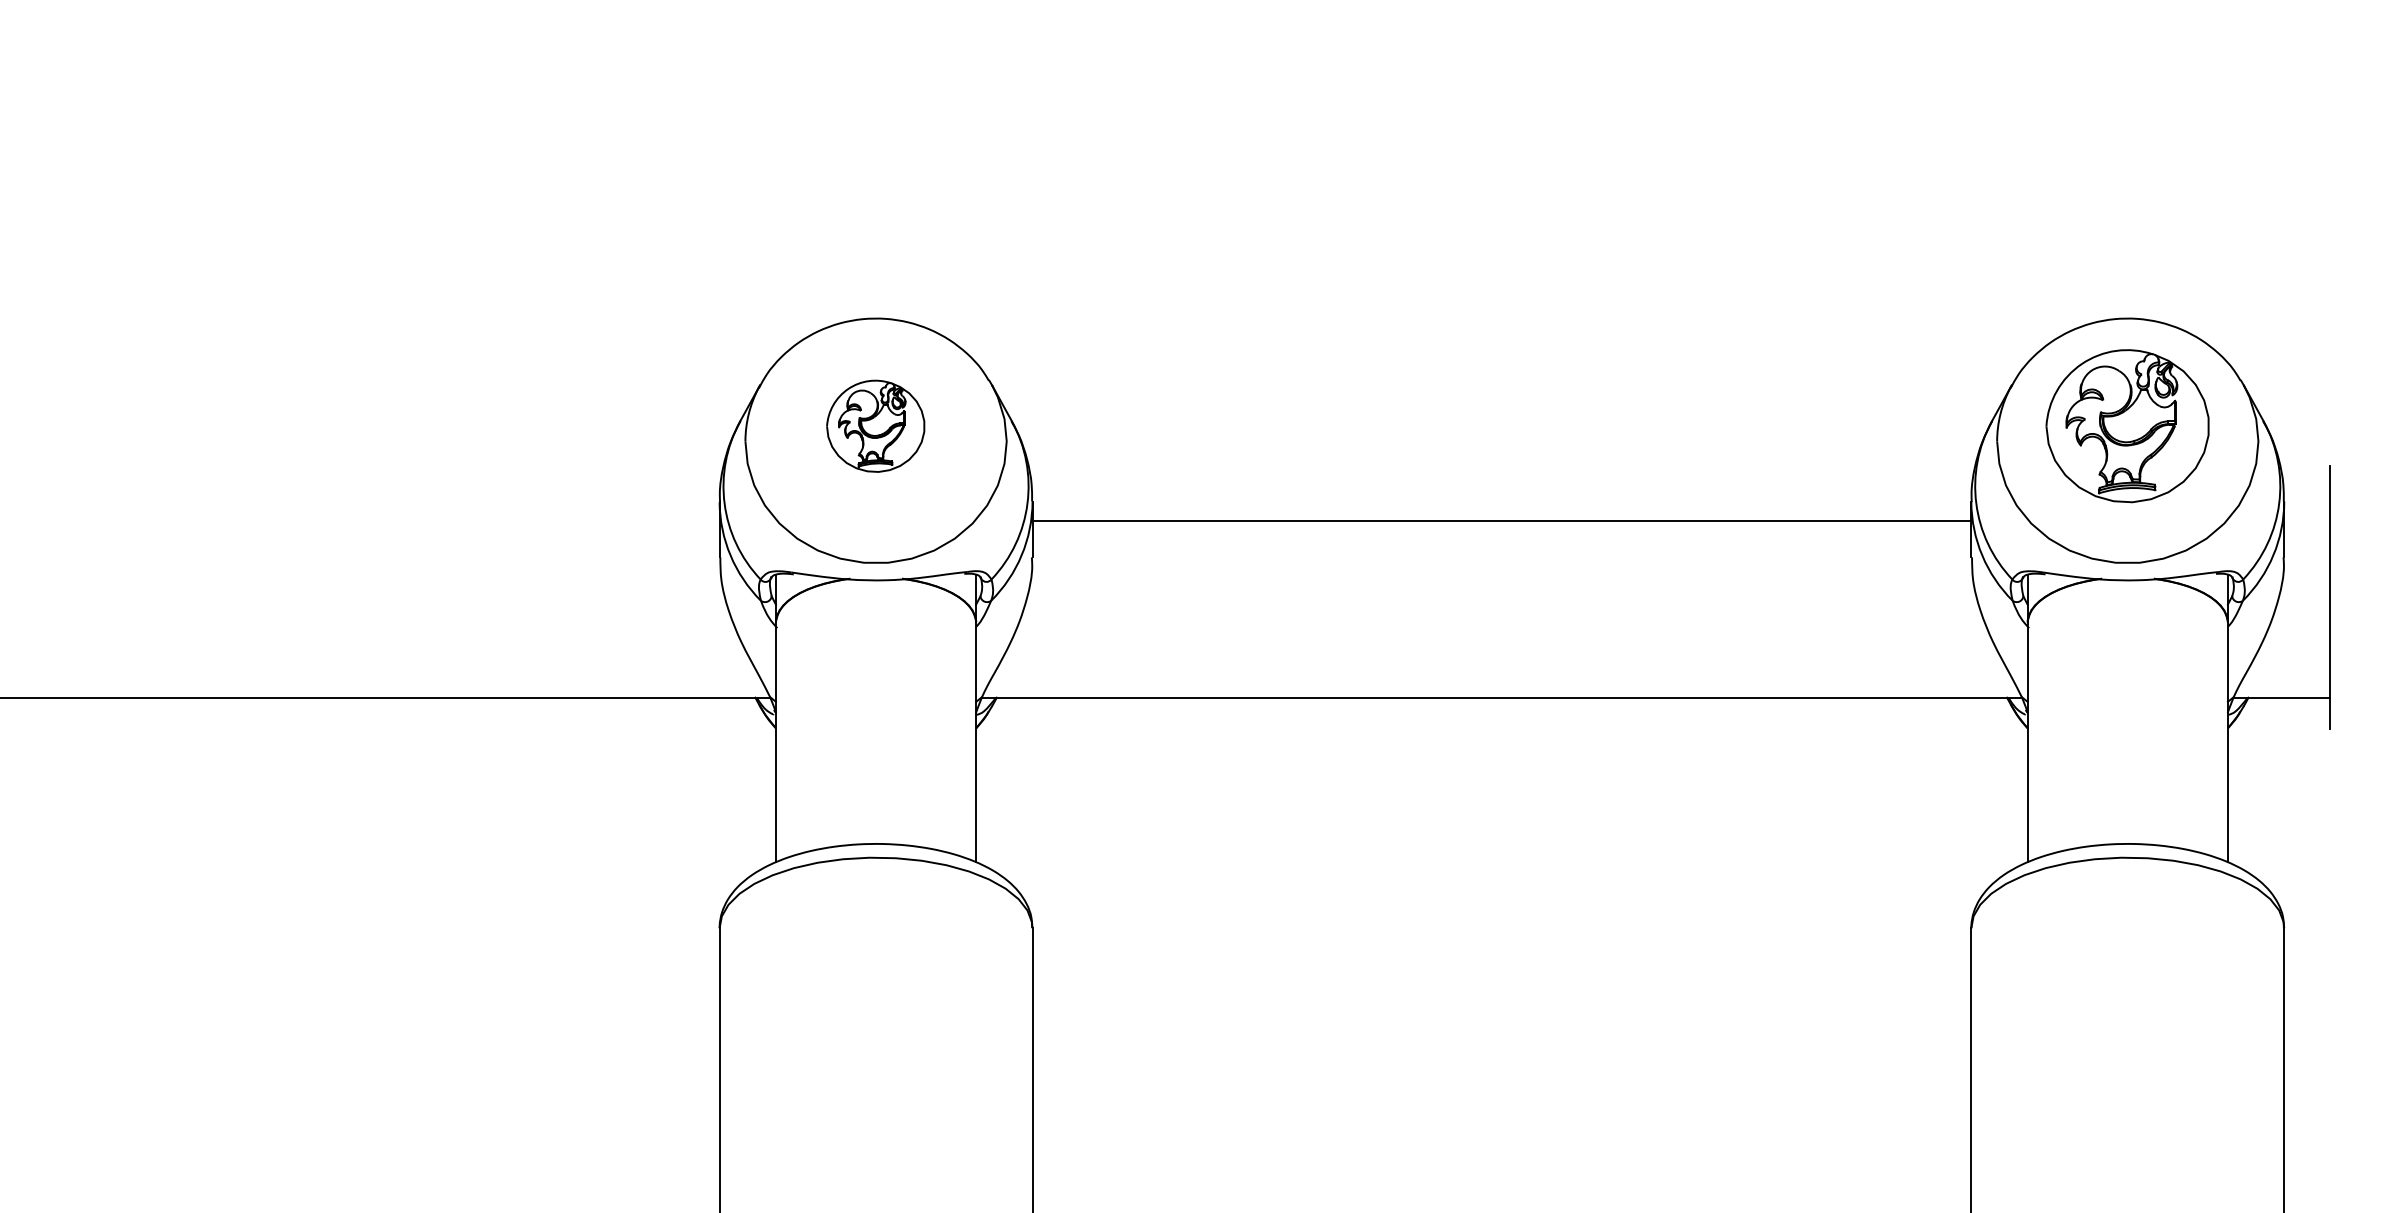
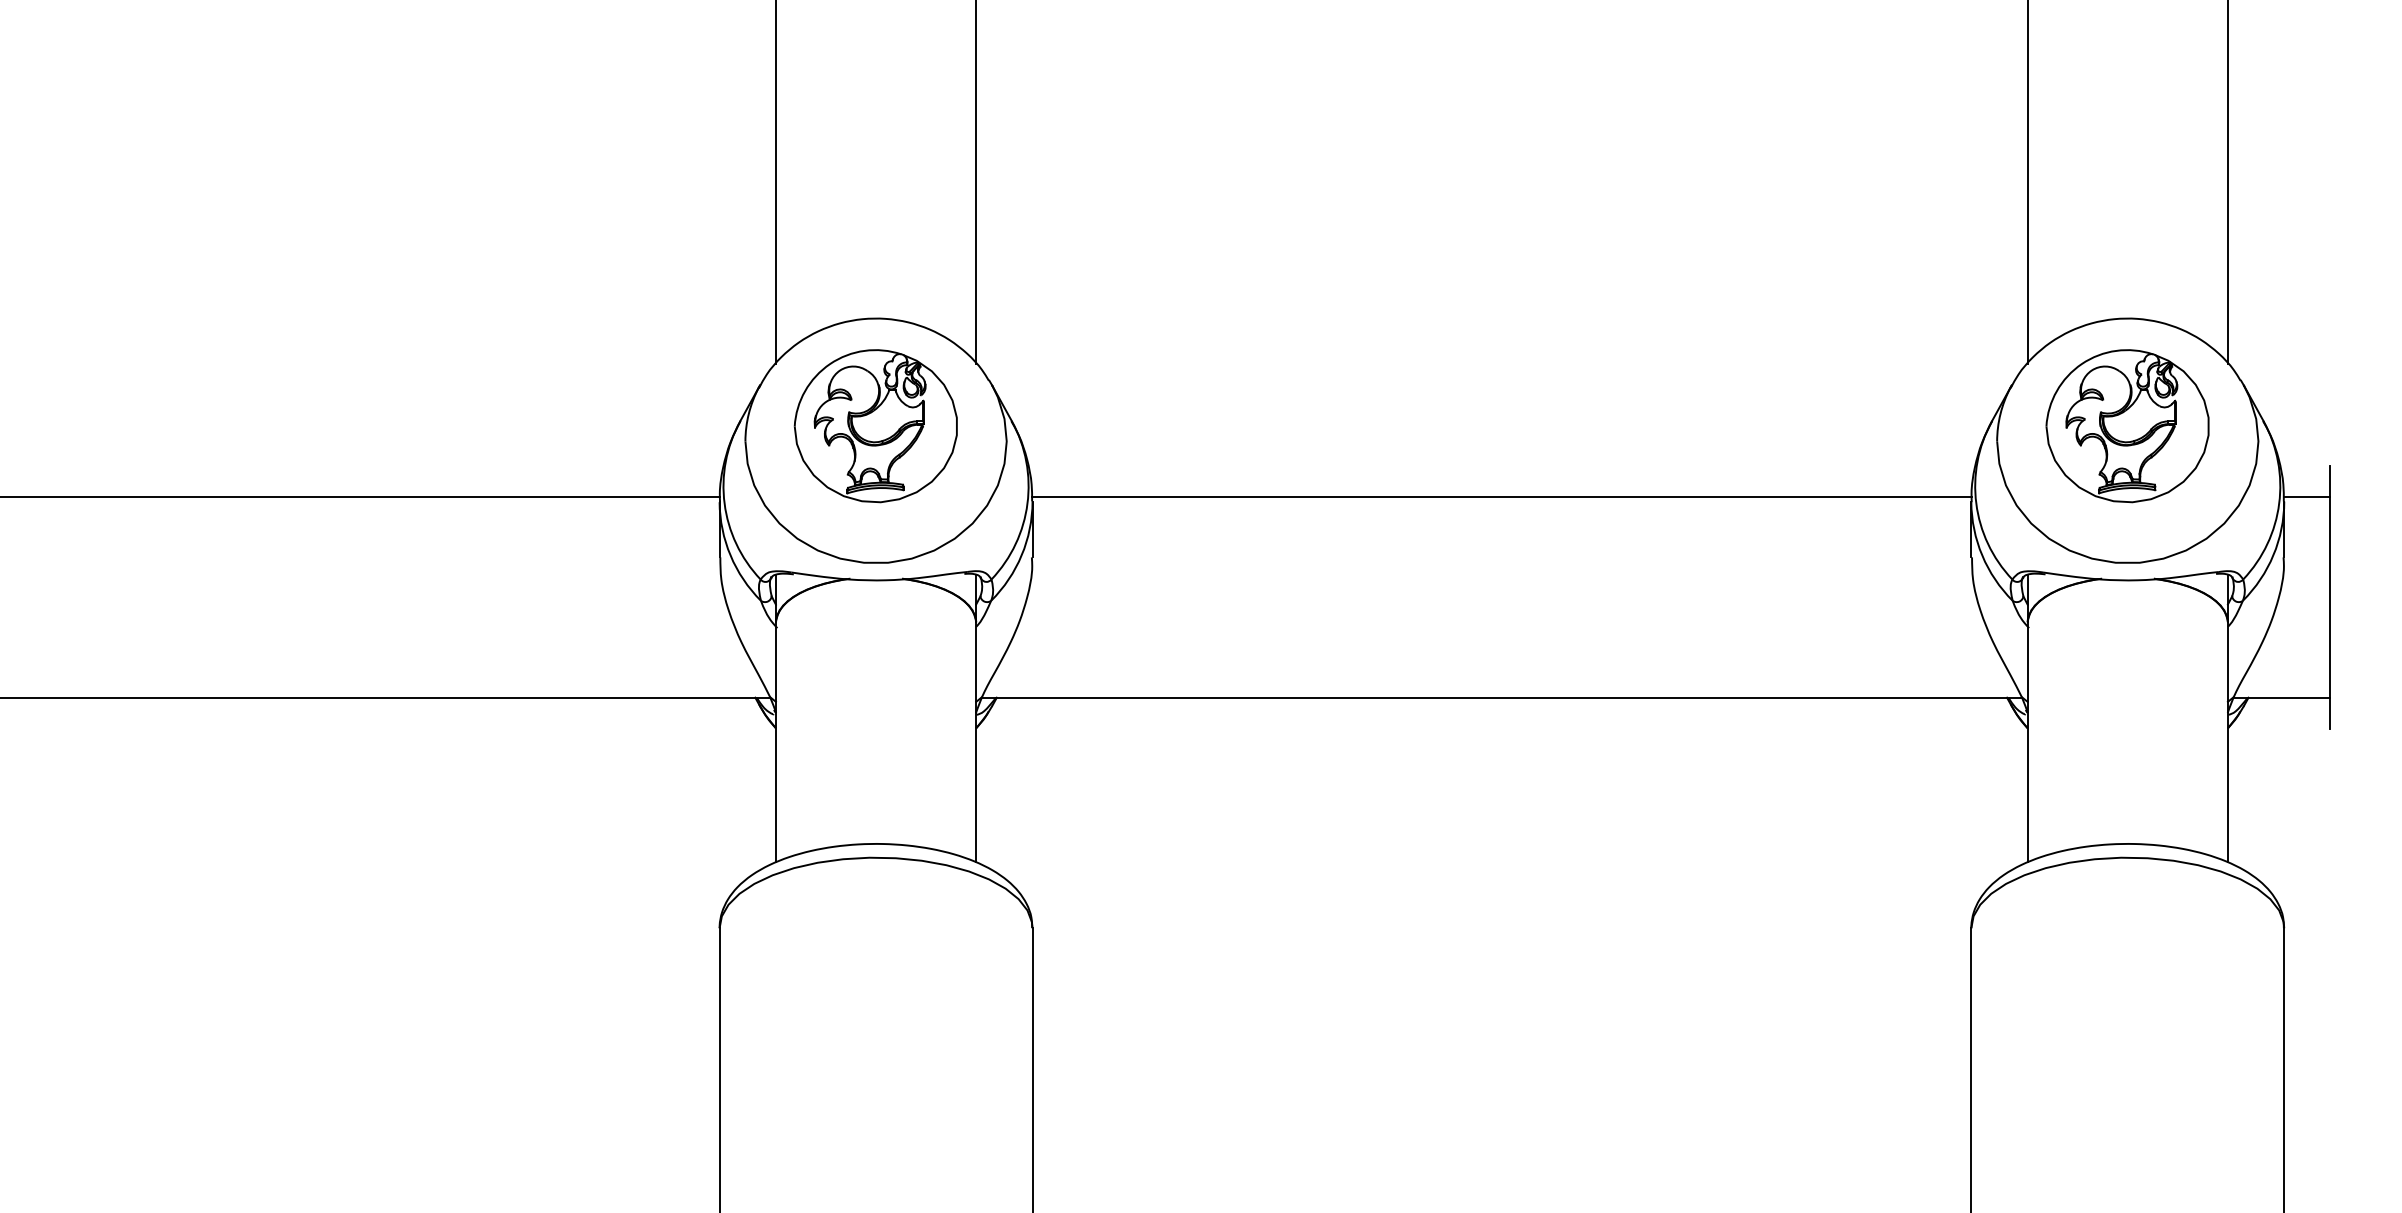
line: none -> present (775, 183)
line: none -> present (976, 183)
line: none -> present (2027, 183)
line: none -> present (2227, 183)
part size: 100x94 px -> 165x155 px (875, 426)
line: none -> present (360, 497)
line: none -> present (2306, 497)
line position: (1501, 521) -> (1501, 497) (1501, 497)
